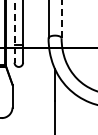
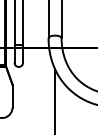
line: dashed -> solid (61, 19)
line: dashed -> solid (14, 31)
